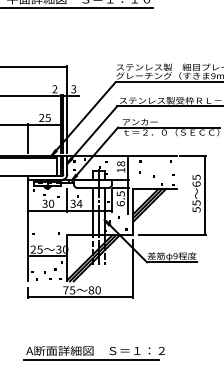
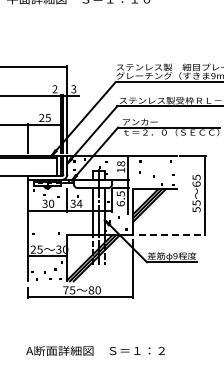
line: present -> none (77, 8)
line: solid -> dashed (172, 235)
line: present -> none (91, 359)
